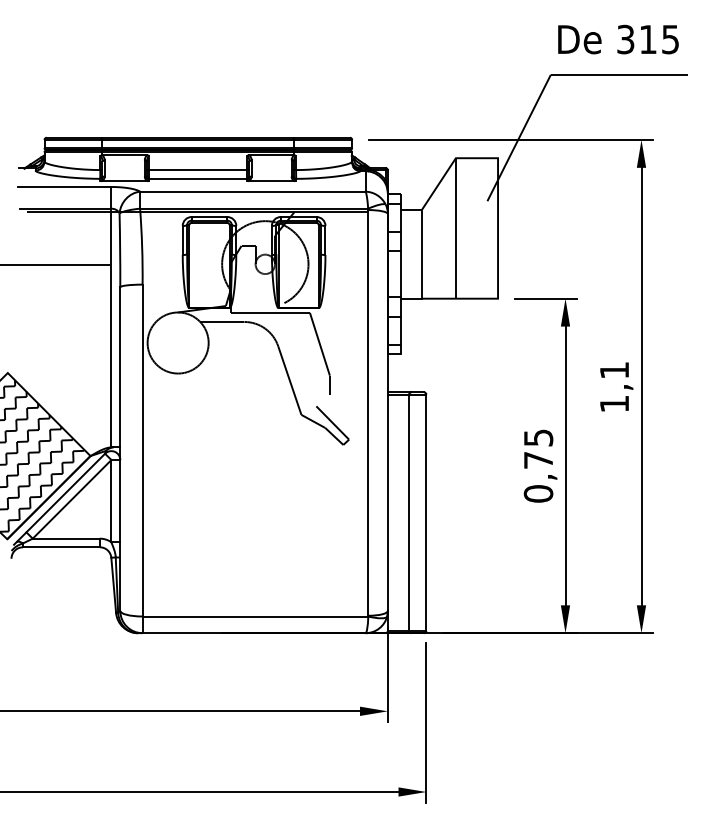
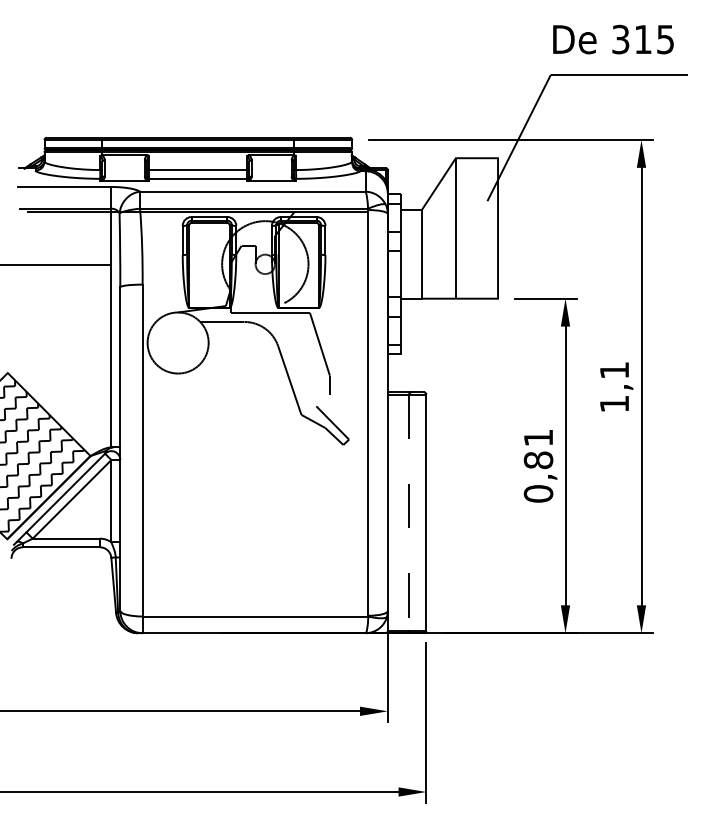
text position: (618, 39) -> (613, 39) (613, 39)
text: 0,75 -> 0,81 (538, 449)
line: solid -> dashed (409, 513)
